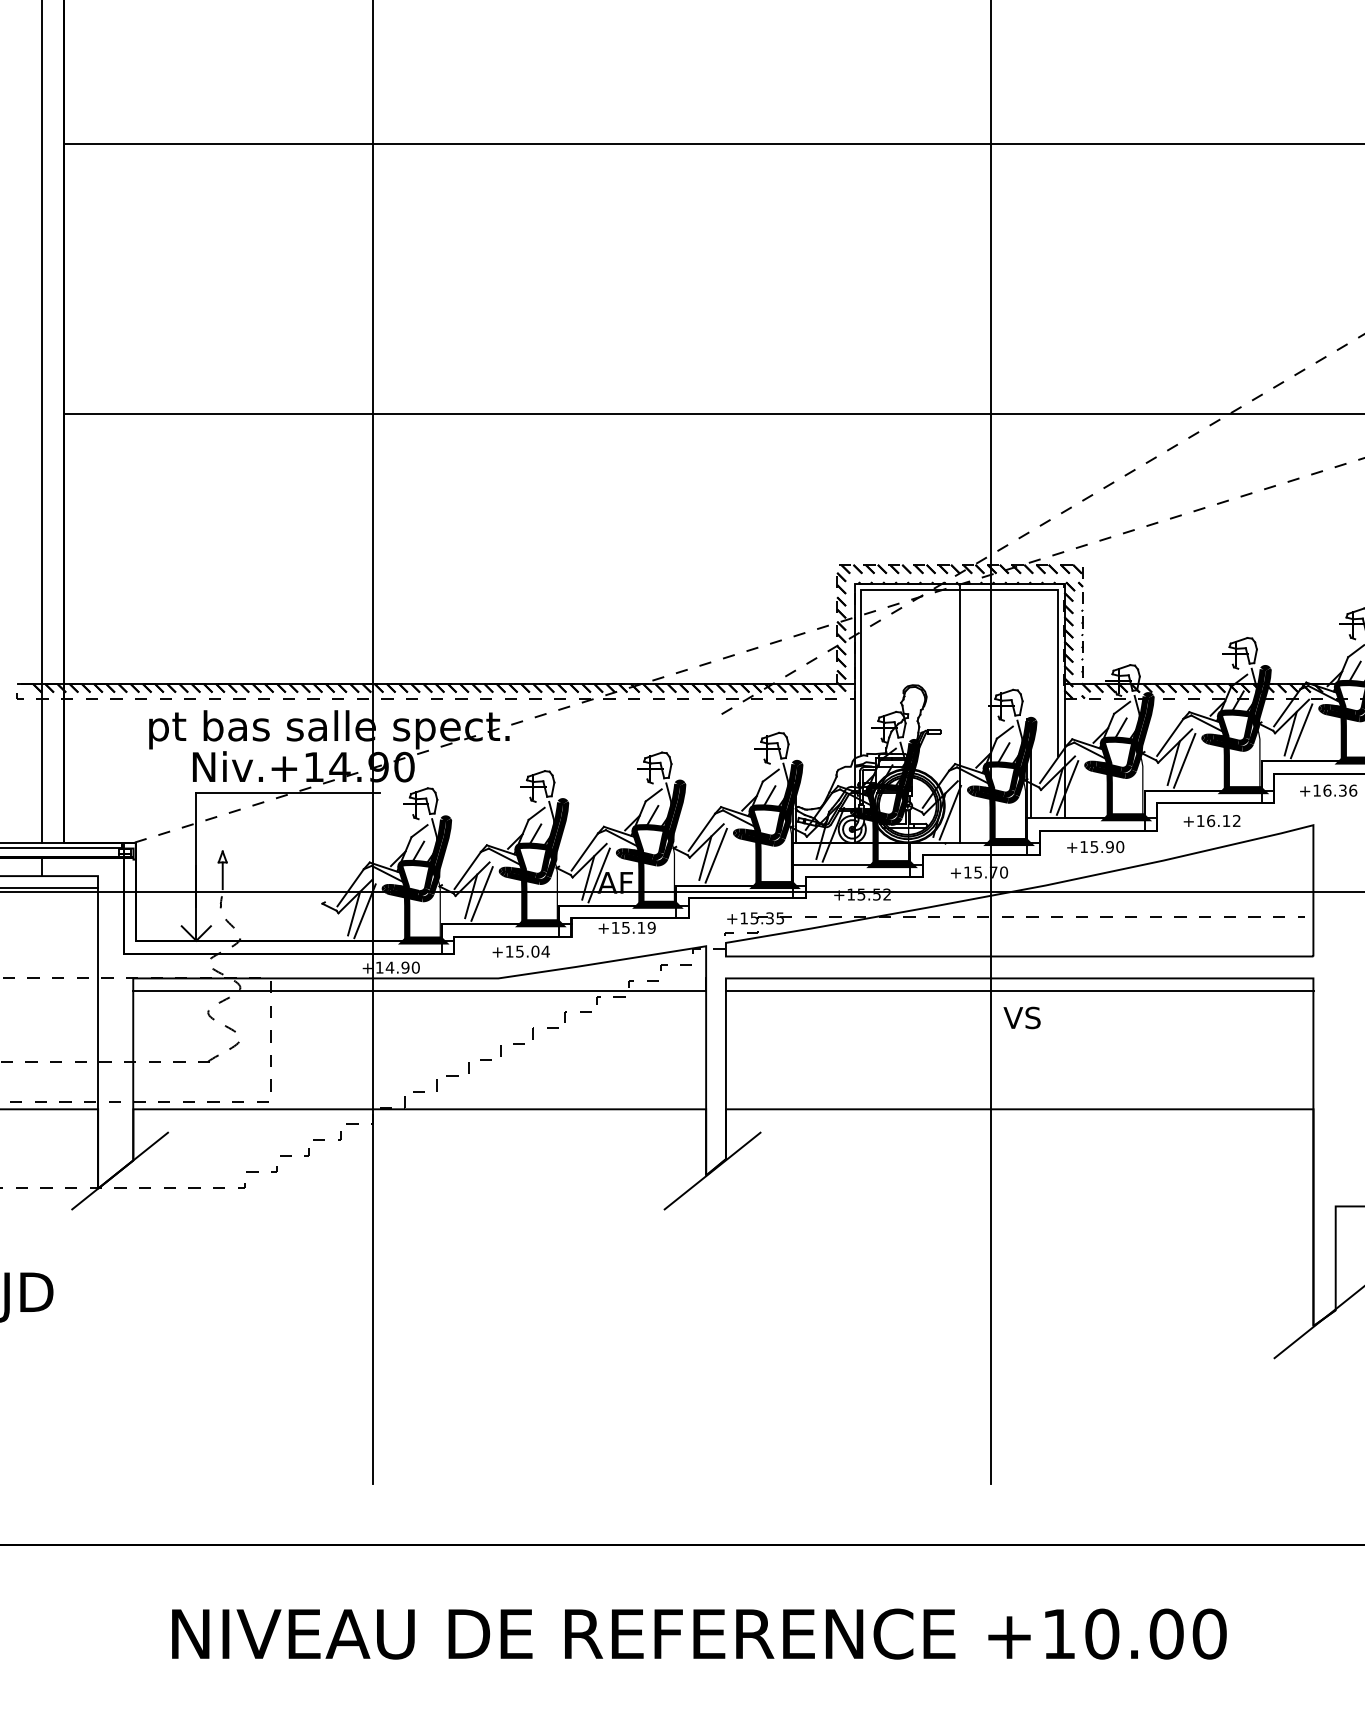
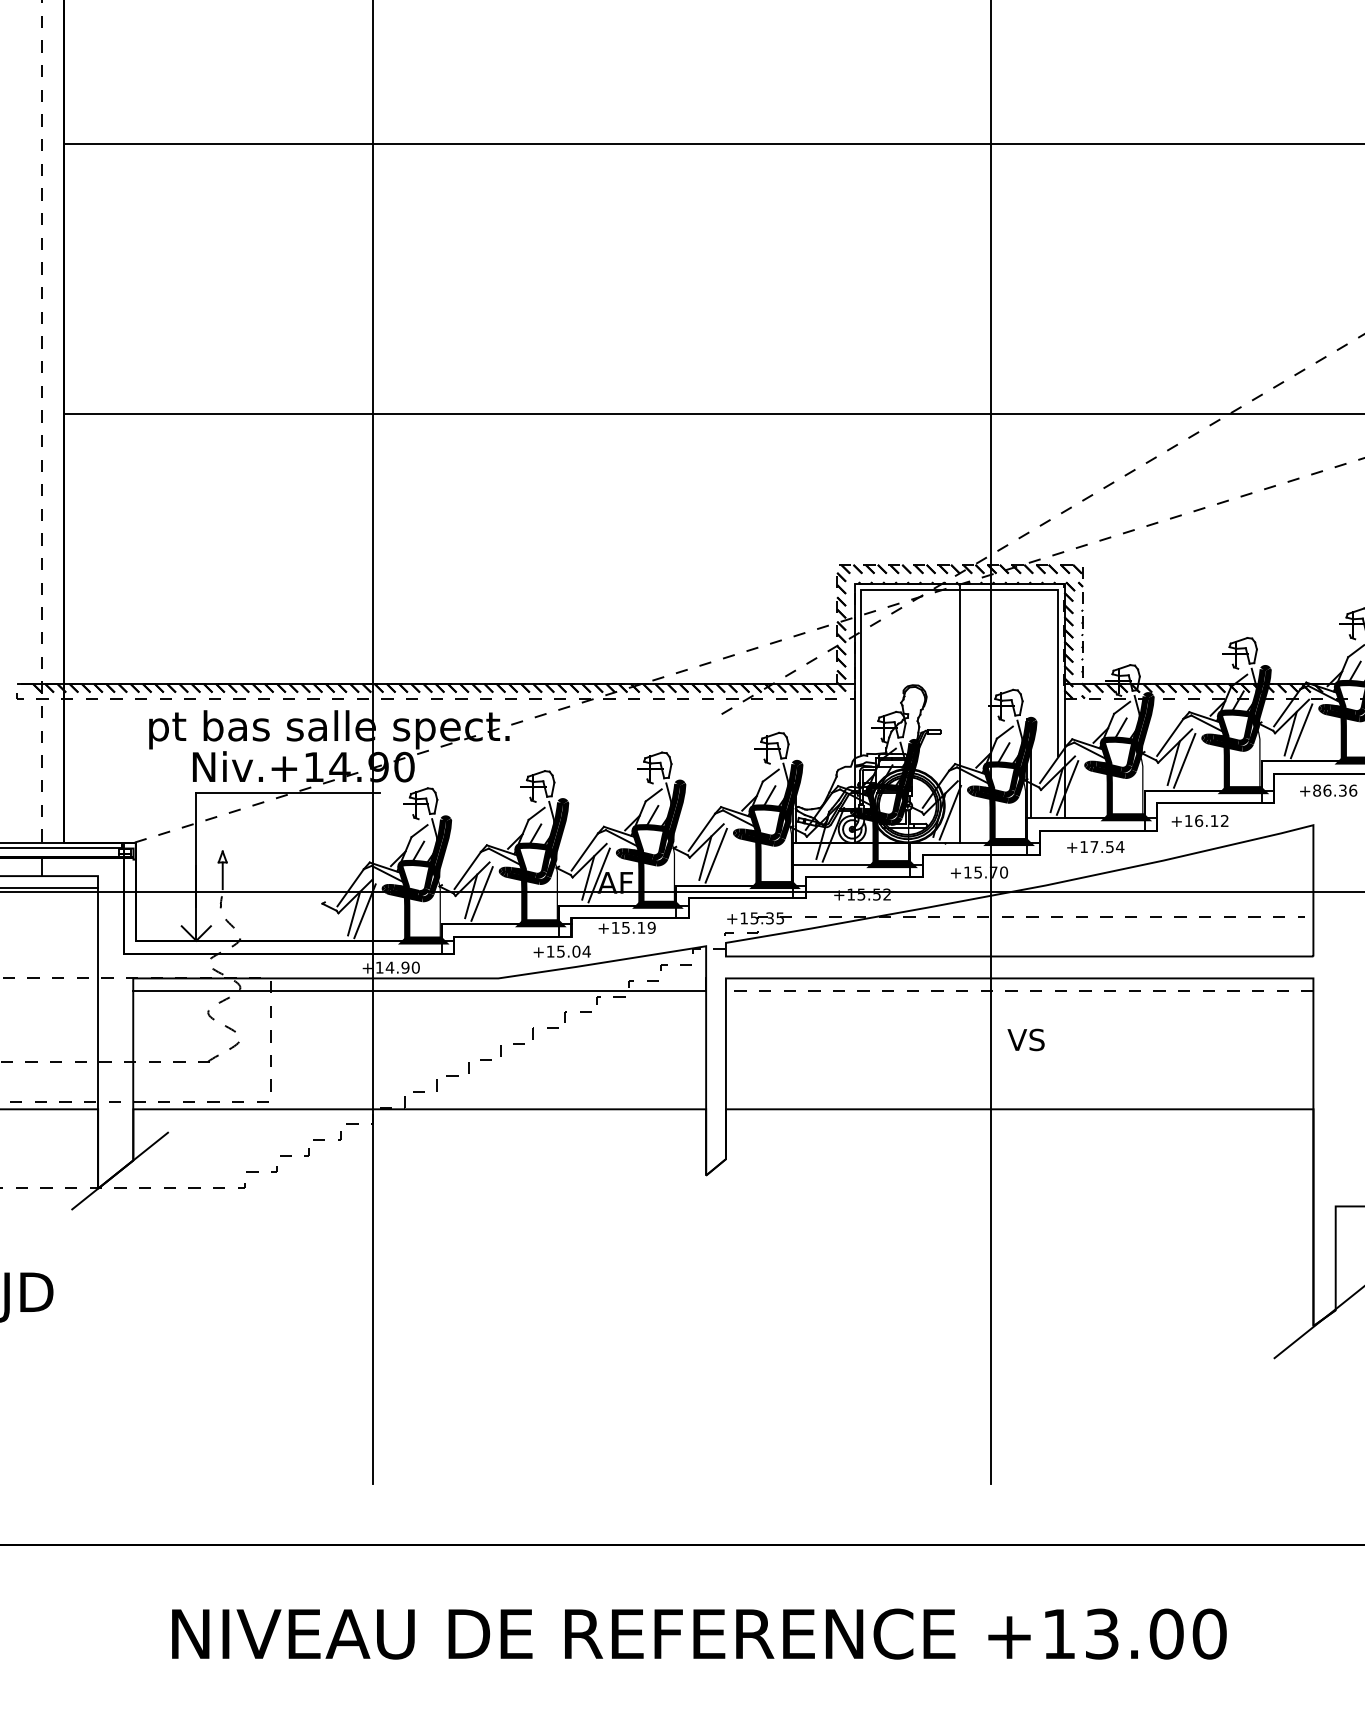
line: solid -> dashed (42, 421)
text: +16.36 -> +86.36 (1317, 790)
text position: (1211, 821) -> (1199, 821) (1199, 821)
text: +15.90 -> +17.54 (1107, 847)
text position: (520, 951) -> (561, 951) (561, 951)
line: solid -> dashed (1019, 990)
text position: (1021, 1017) -> (1025, 1039) (1025, 1039)
line: present -> none (712, 1170)
text: +10.00 -> +13.00 (1102, 1633)
